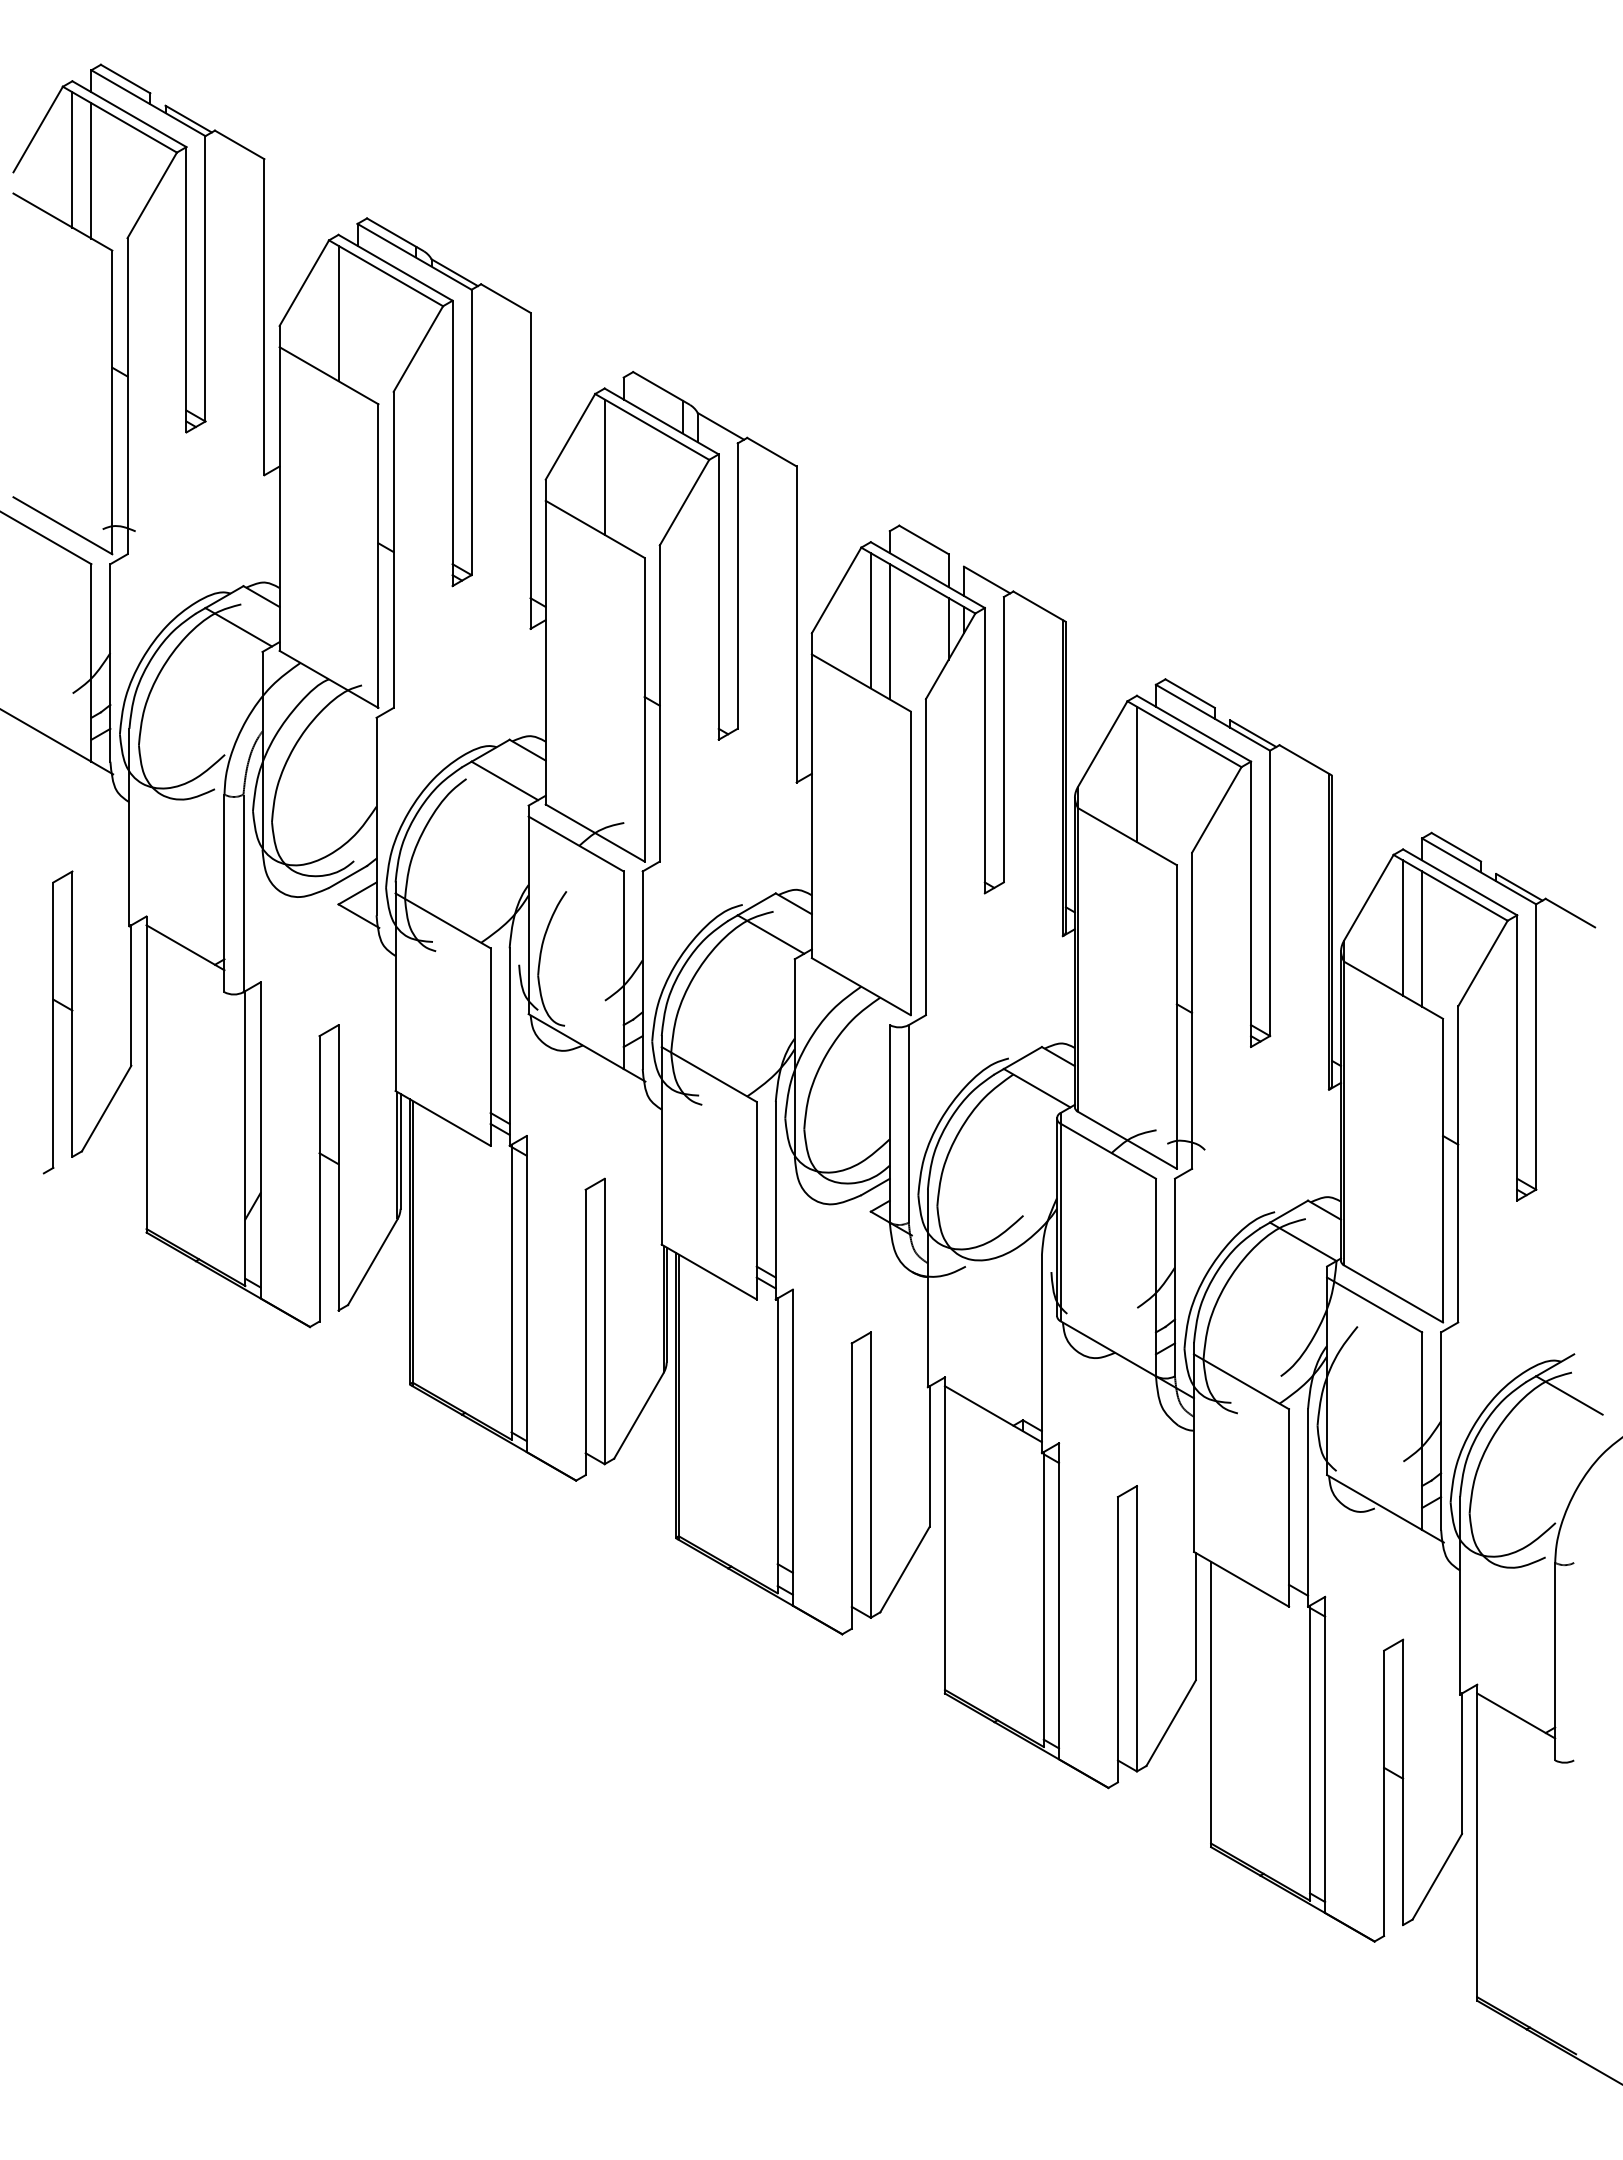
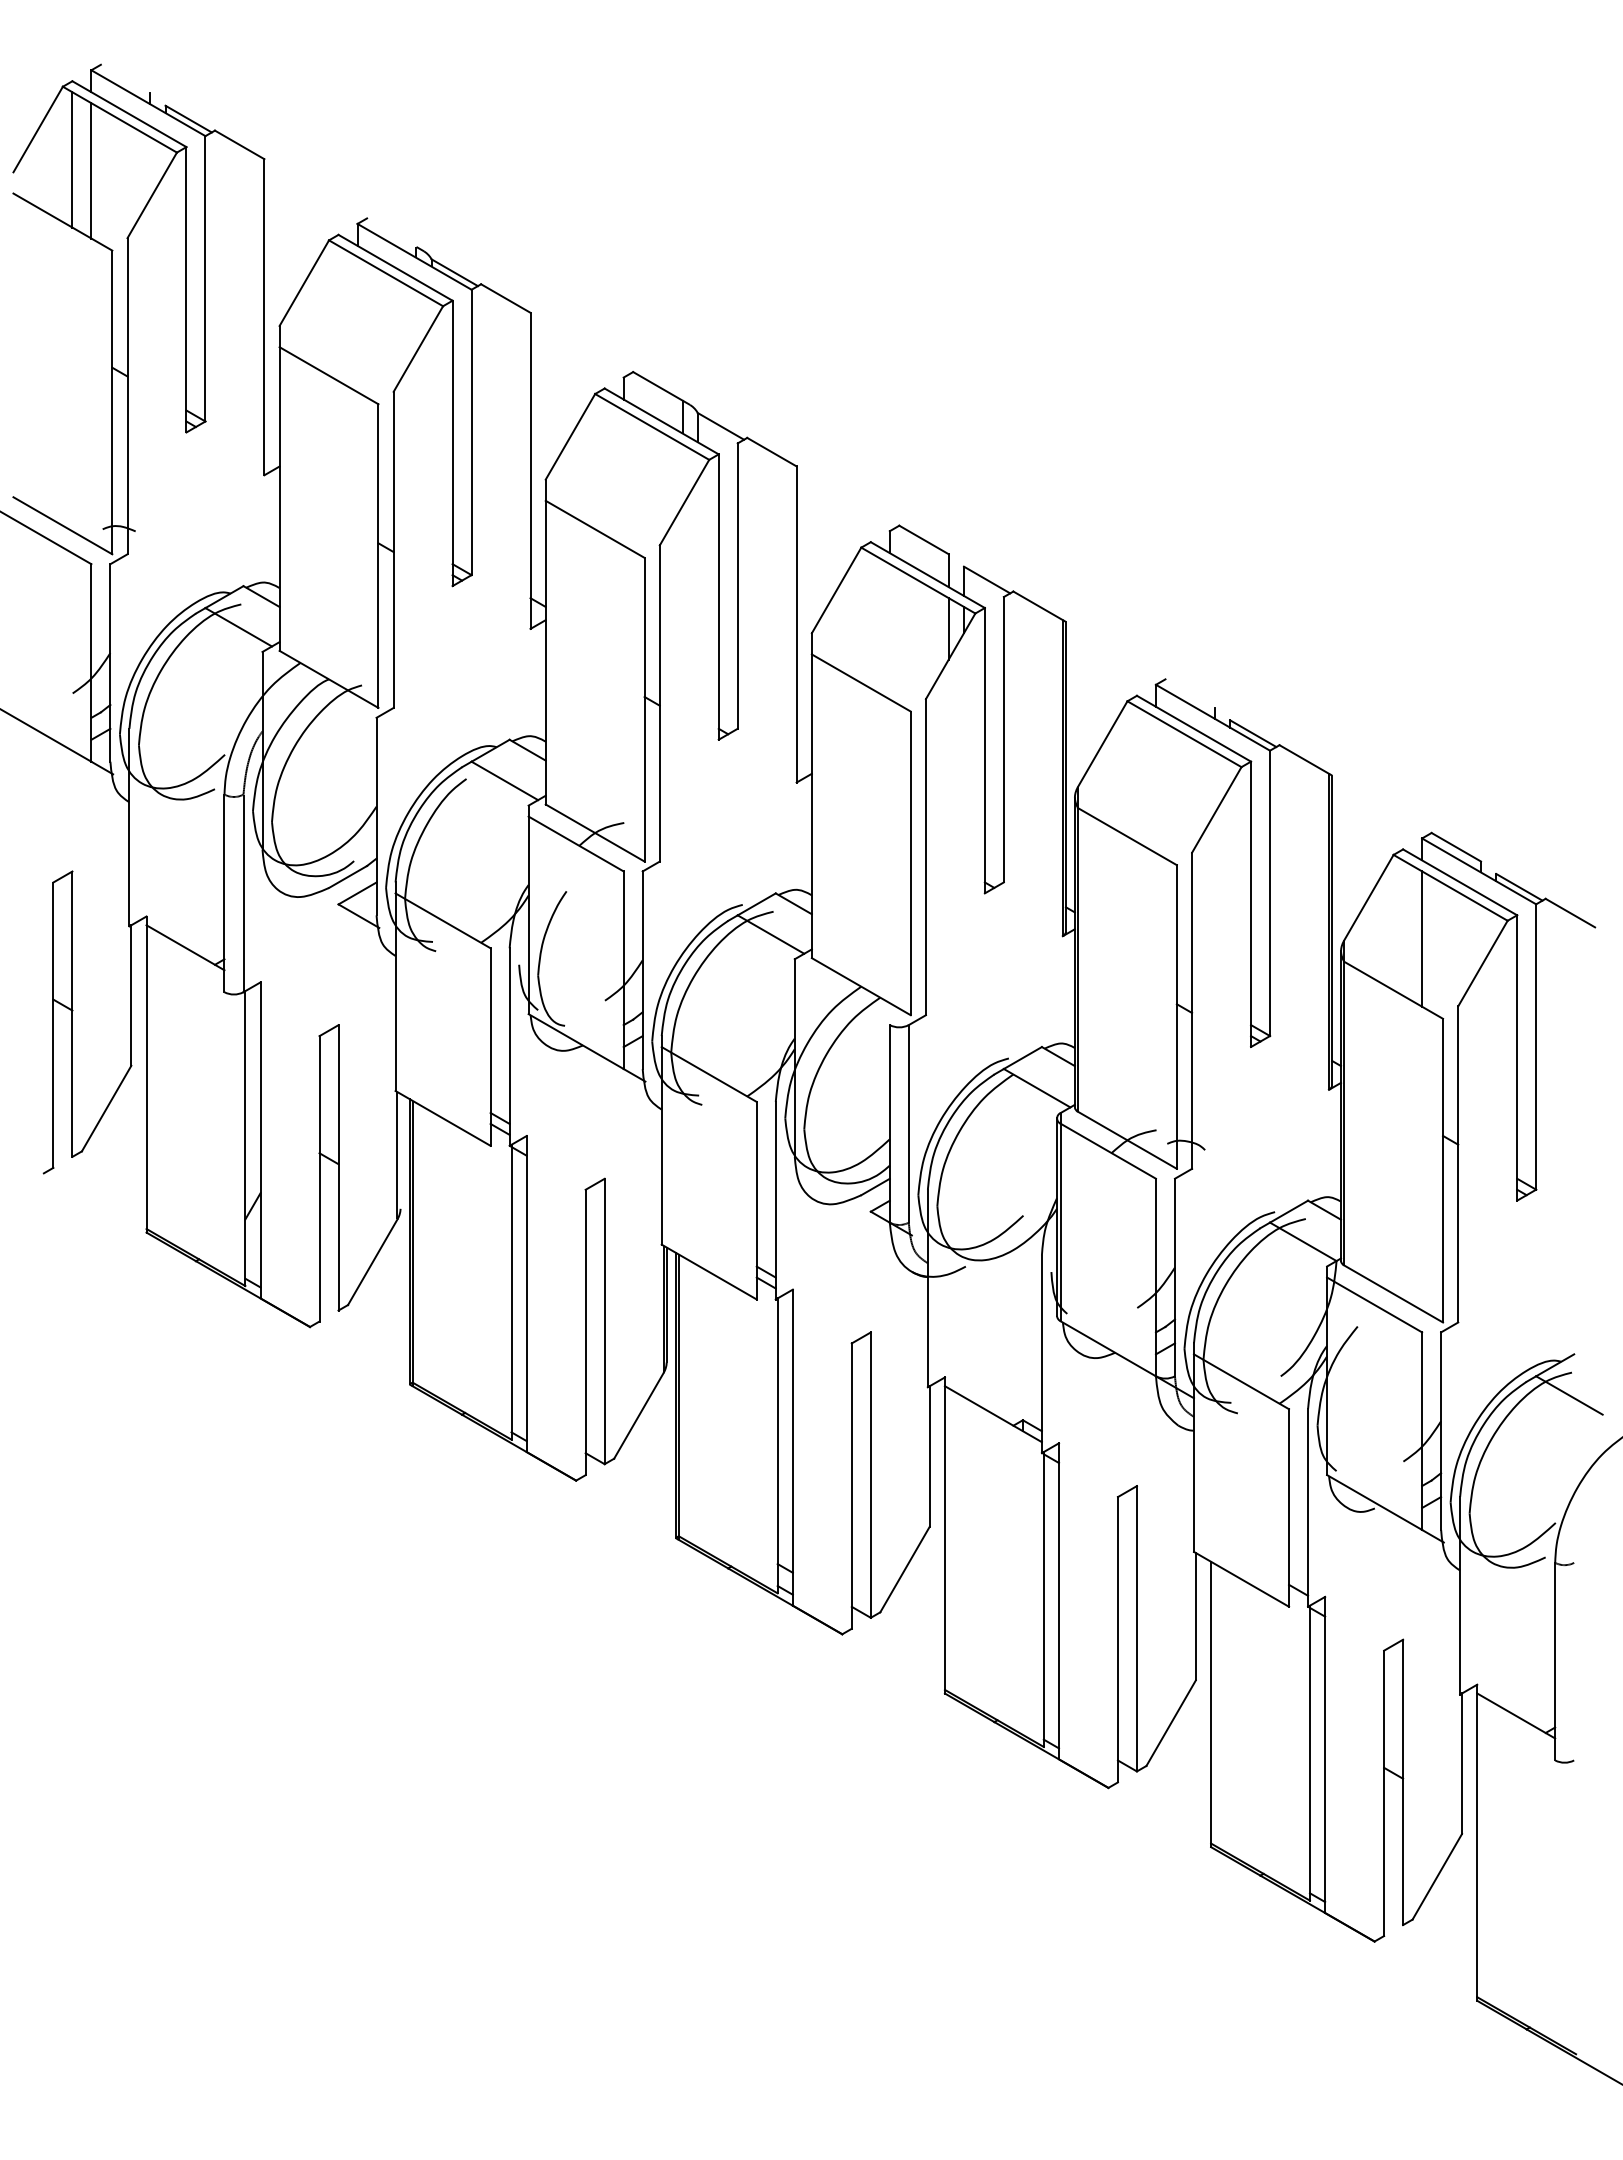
line: present -> none (125, 78)
line: present -> none (391, 232)
line: present -> none (338, 313)
line: present -> none (604, 466)
line: present -> none (870, 620)
line: present -> none (889, 631)
line: present -> none (1189, 693)
line: present -> none (1136, 774)
line: present -> none (1403, 927)
line: present -> none (400, 1150)
